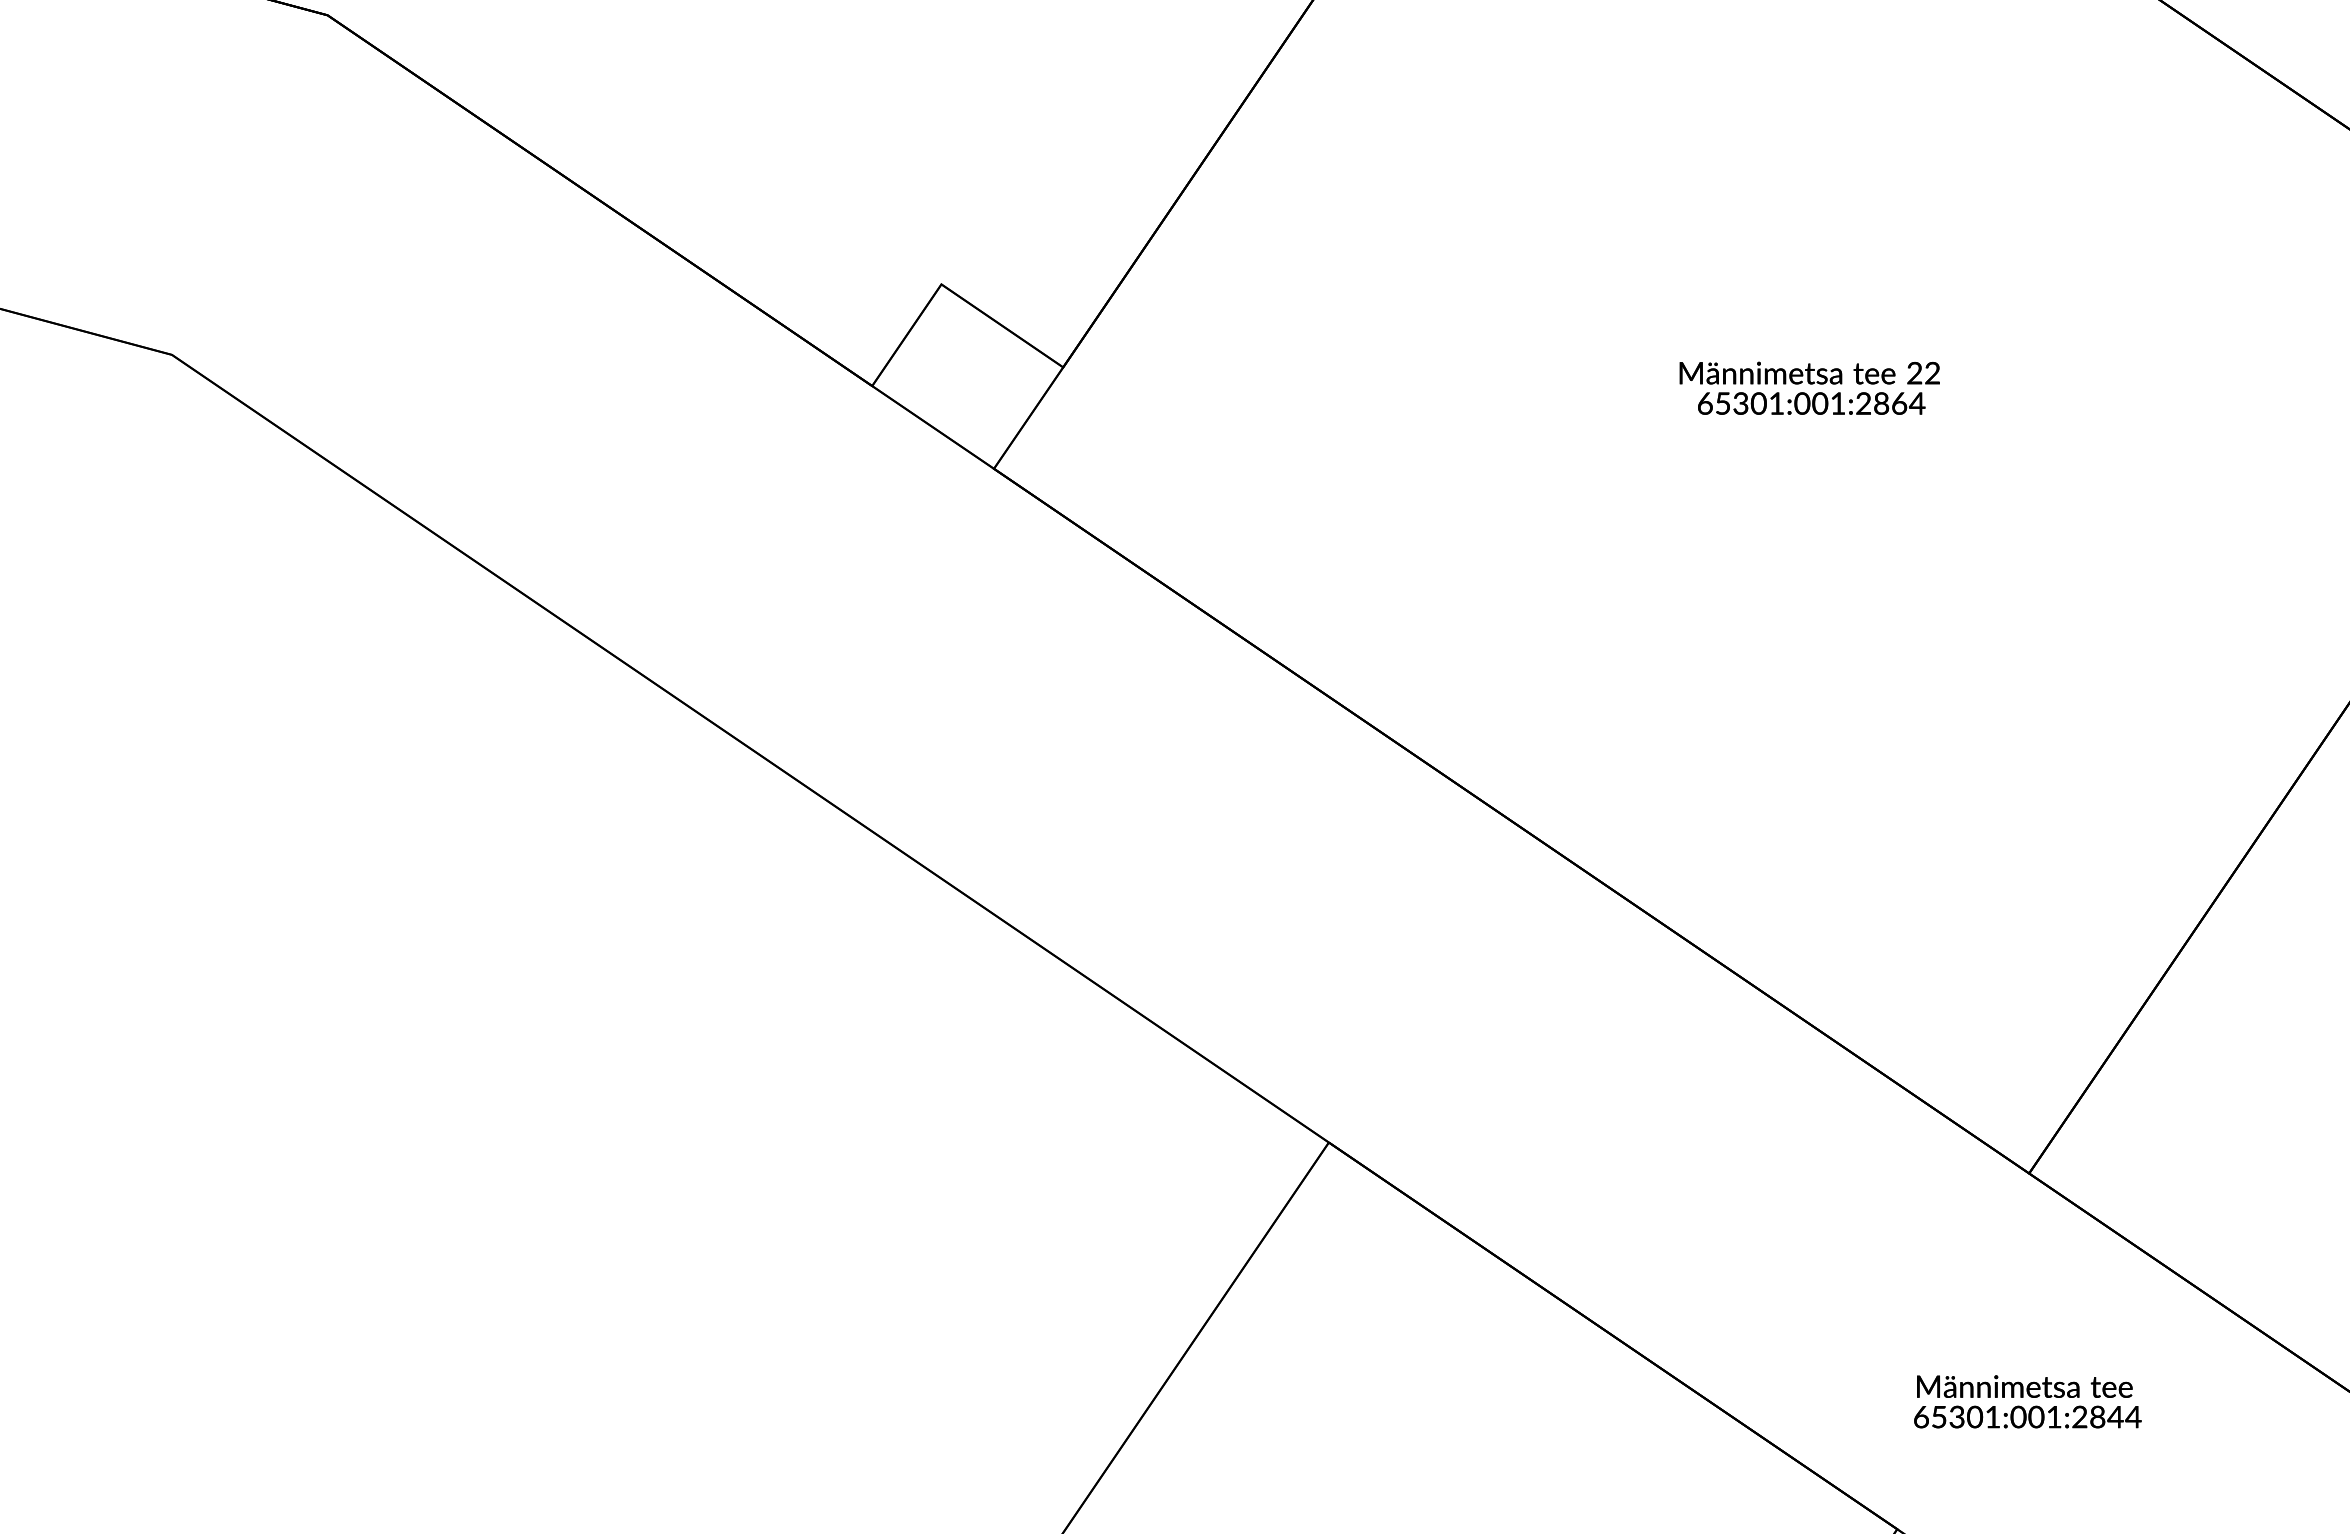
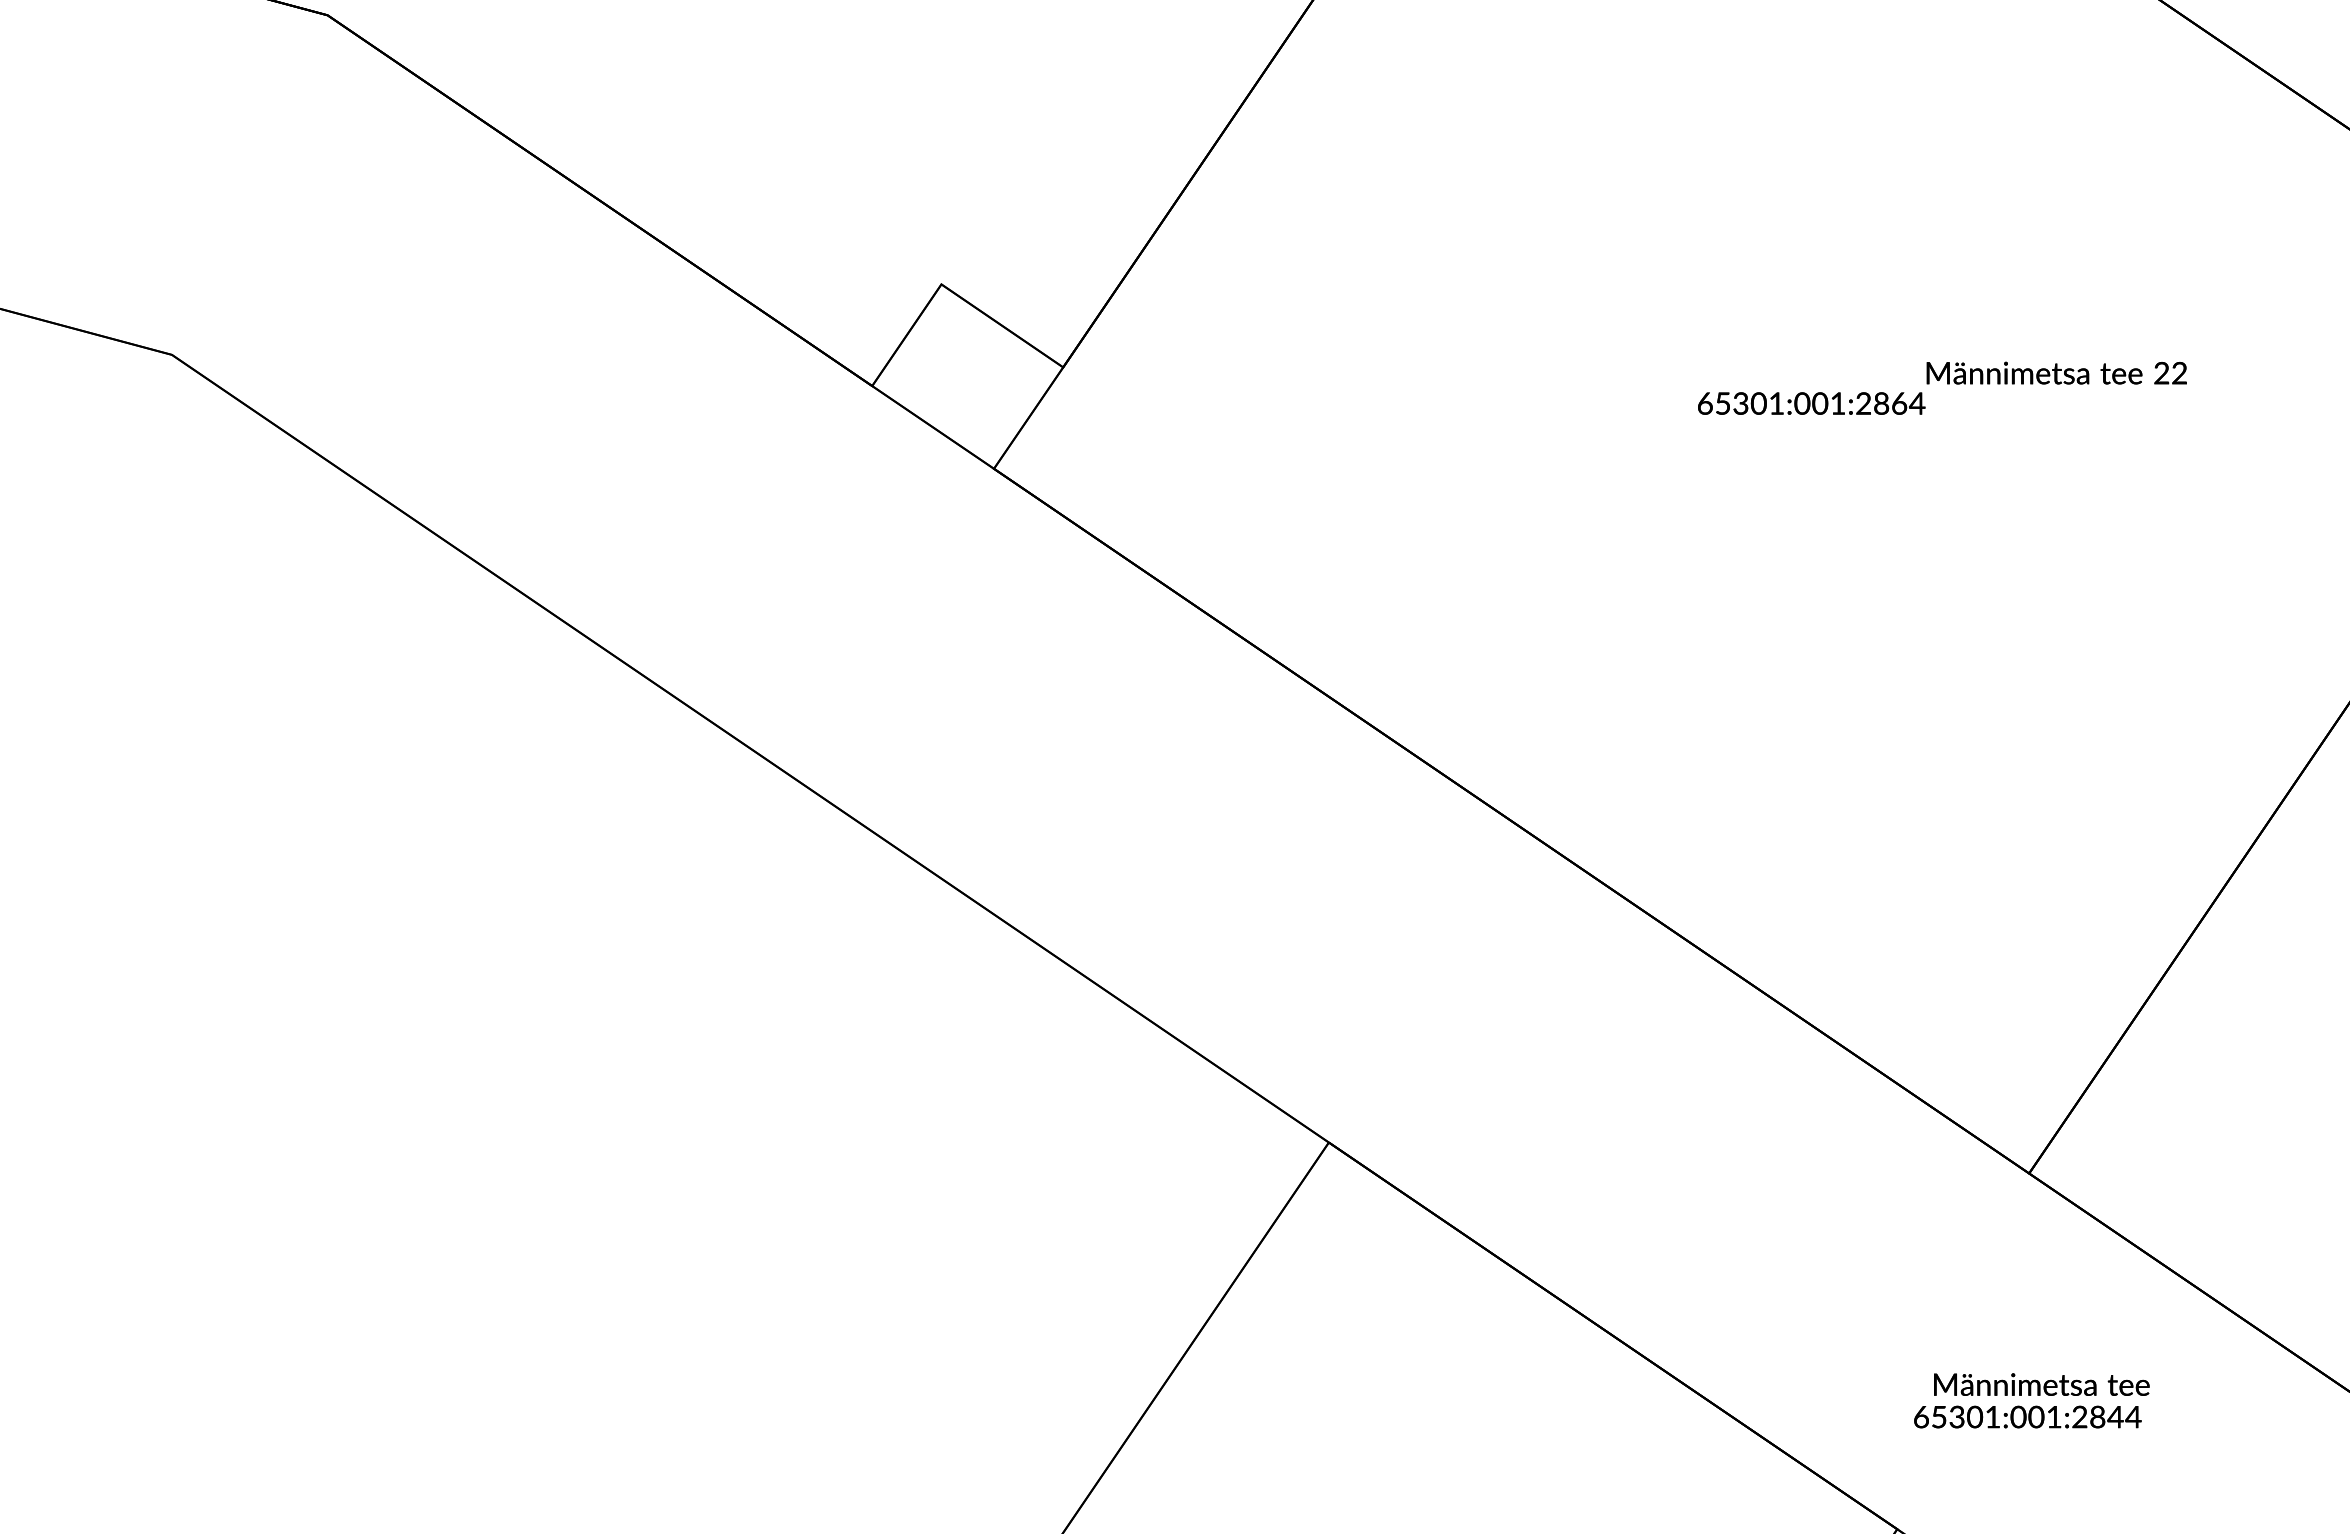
text position: (1809, 372) -> (2056, 372) (2056, 372)
text position: (2024, 1386) -> (2041, 1384) (2041, 1384)
